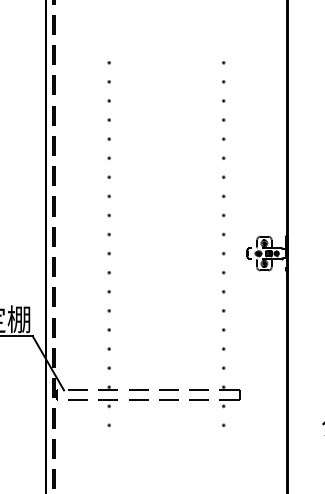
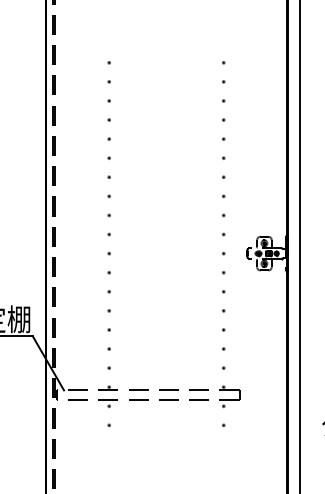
line: none -> present (299, 246)
